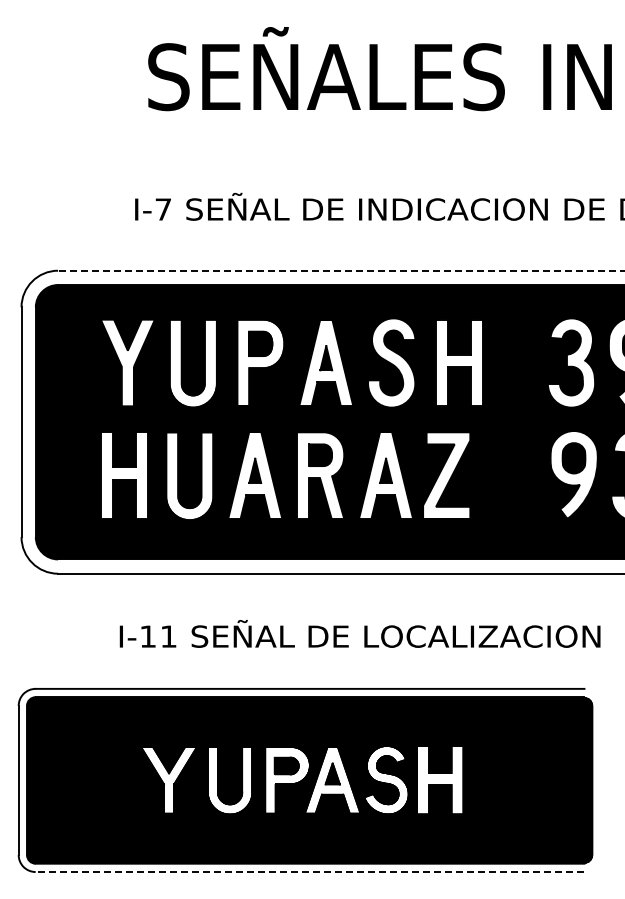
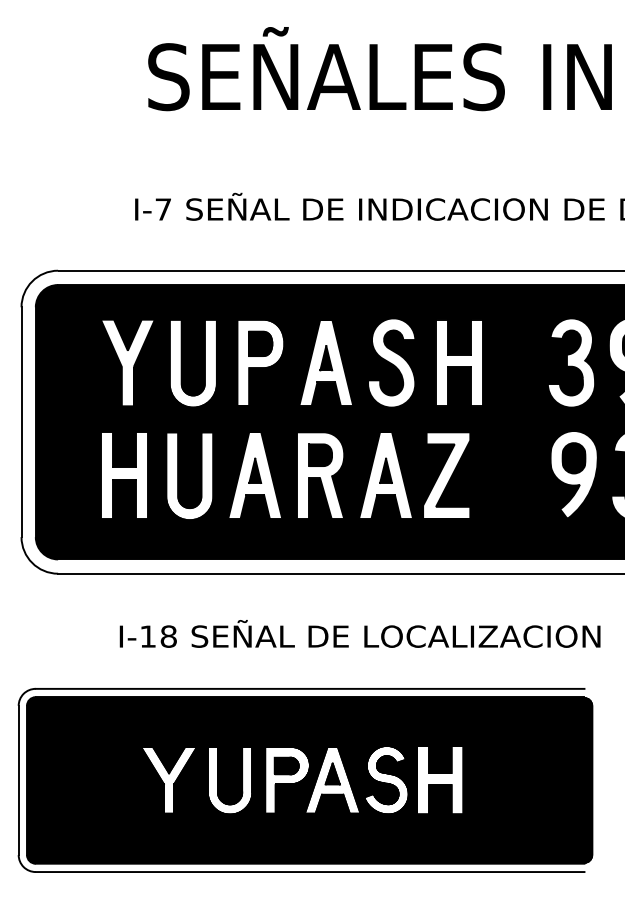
line: dashed -> solid (341, 270)
text: I-11 -> I-18 (168, 636)
line: dashed -> solid (309, 872)
